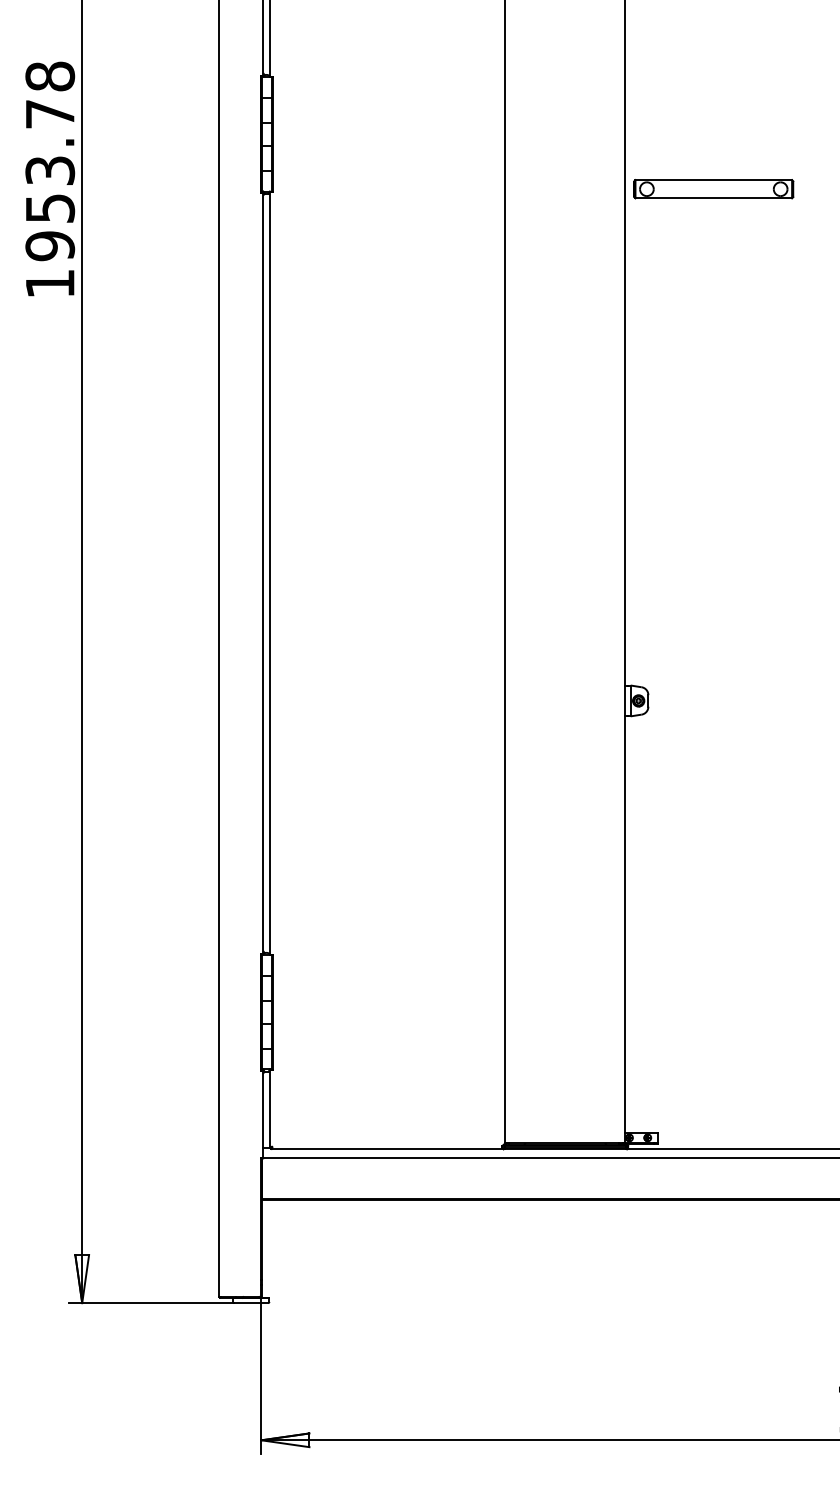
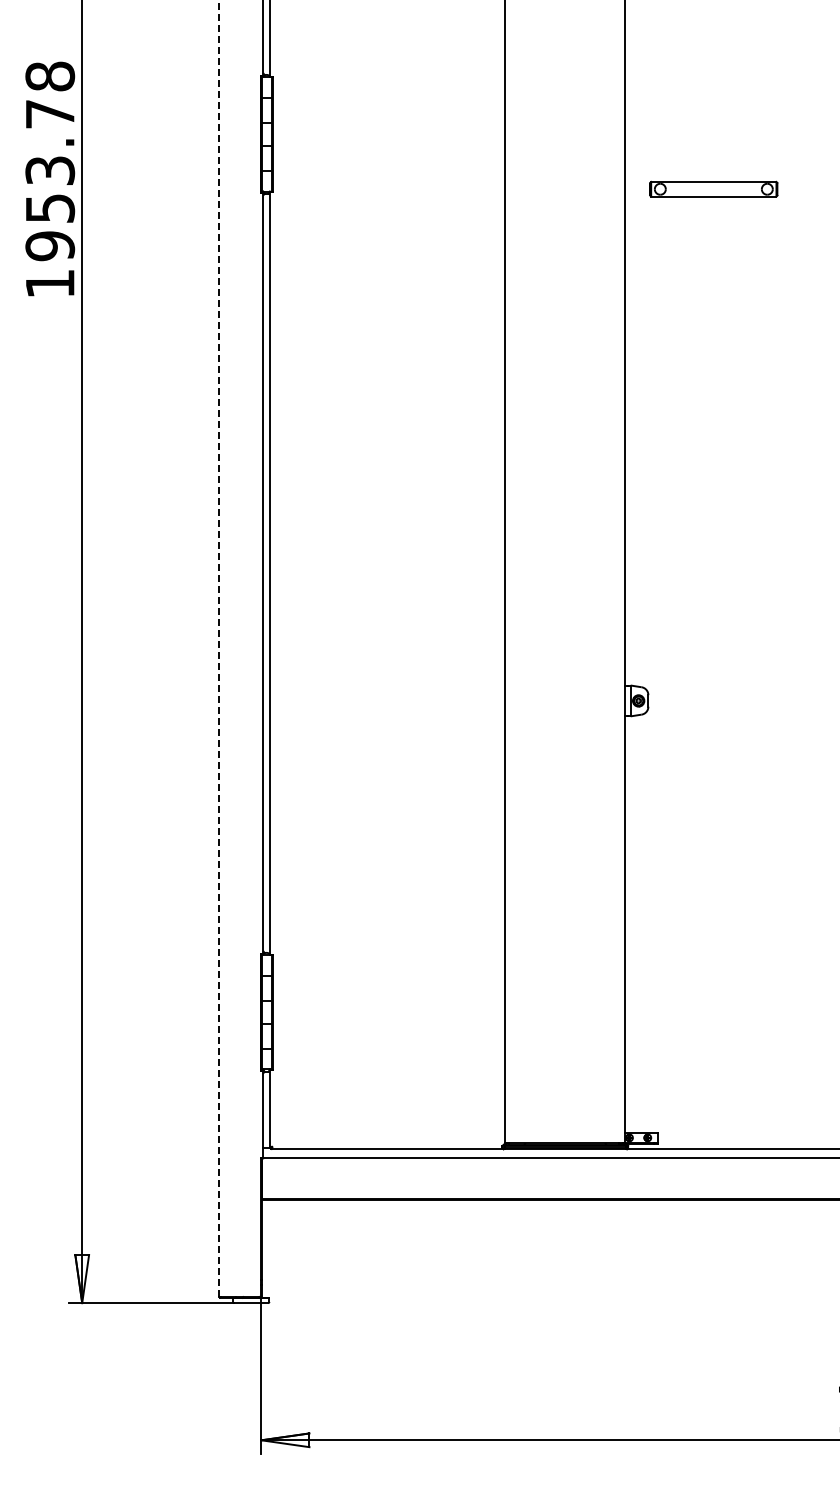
part size: 162x21 px -> 130x18 px (713, 188)
line: solid -> dashed (219, 648)
